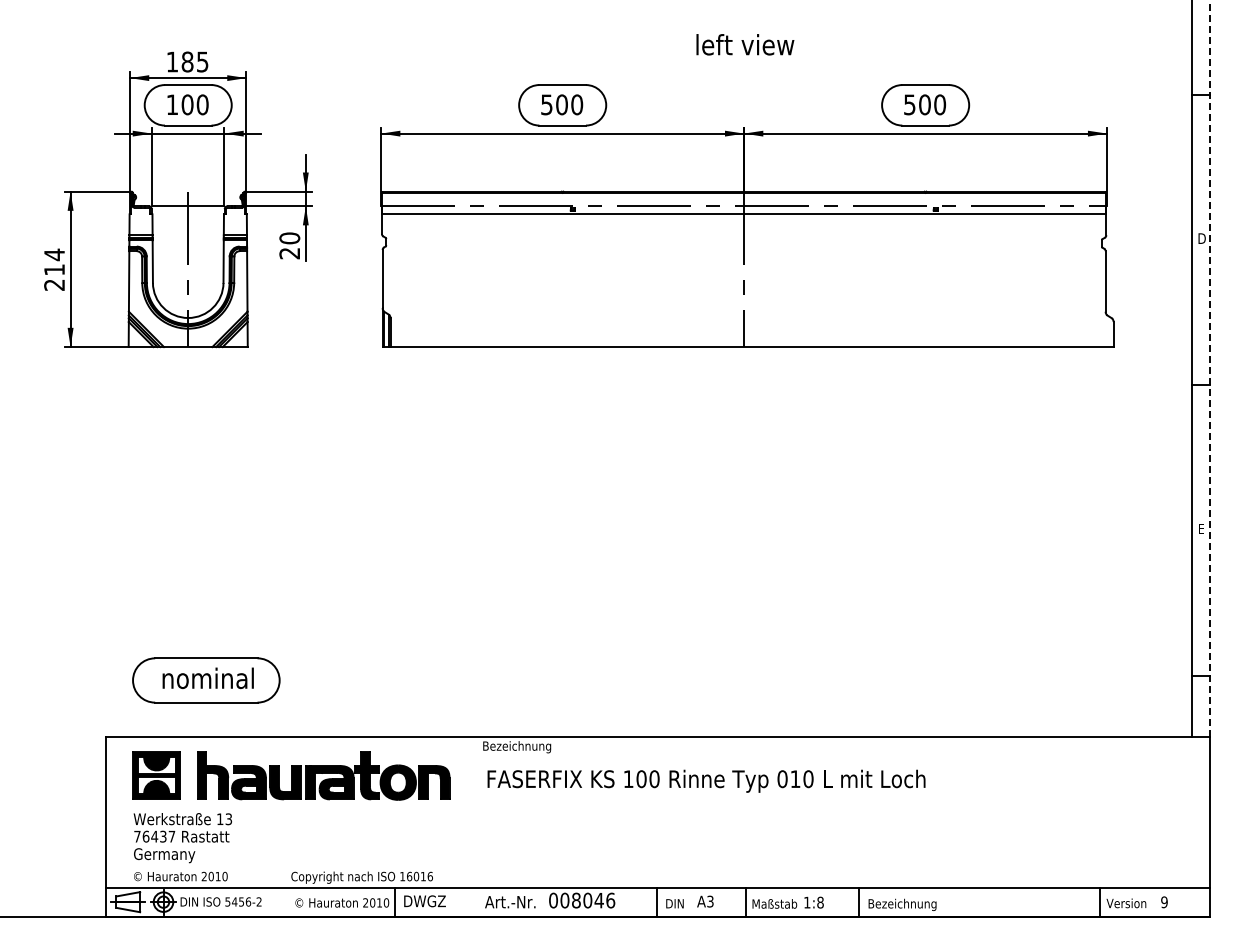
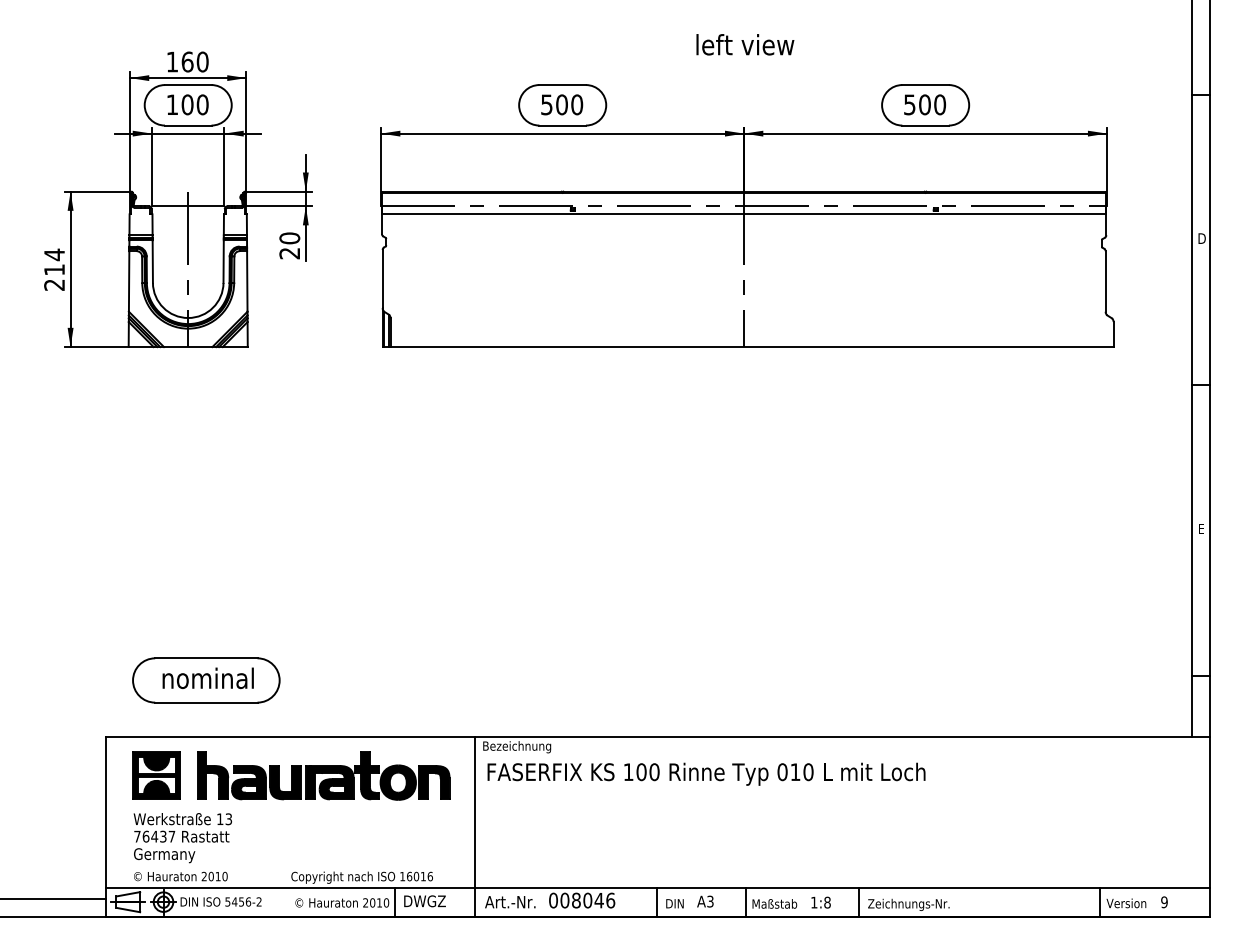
text: 185 -> 160 (194, 61)
line: dashed -> solid (1209, 368)
text position: (706, 780) -> (706, 773) (706, 773)
line: none -> present (474, 826)
line: none -> present (54, 899)
text position: (813, 902) -> (820, 902) (820, 902)
text: Bezeichnung -> Zeichnungs-Nr. (908, 904)
